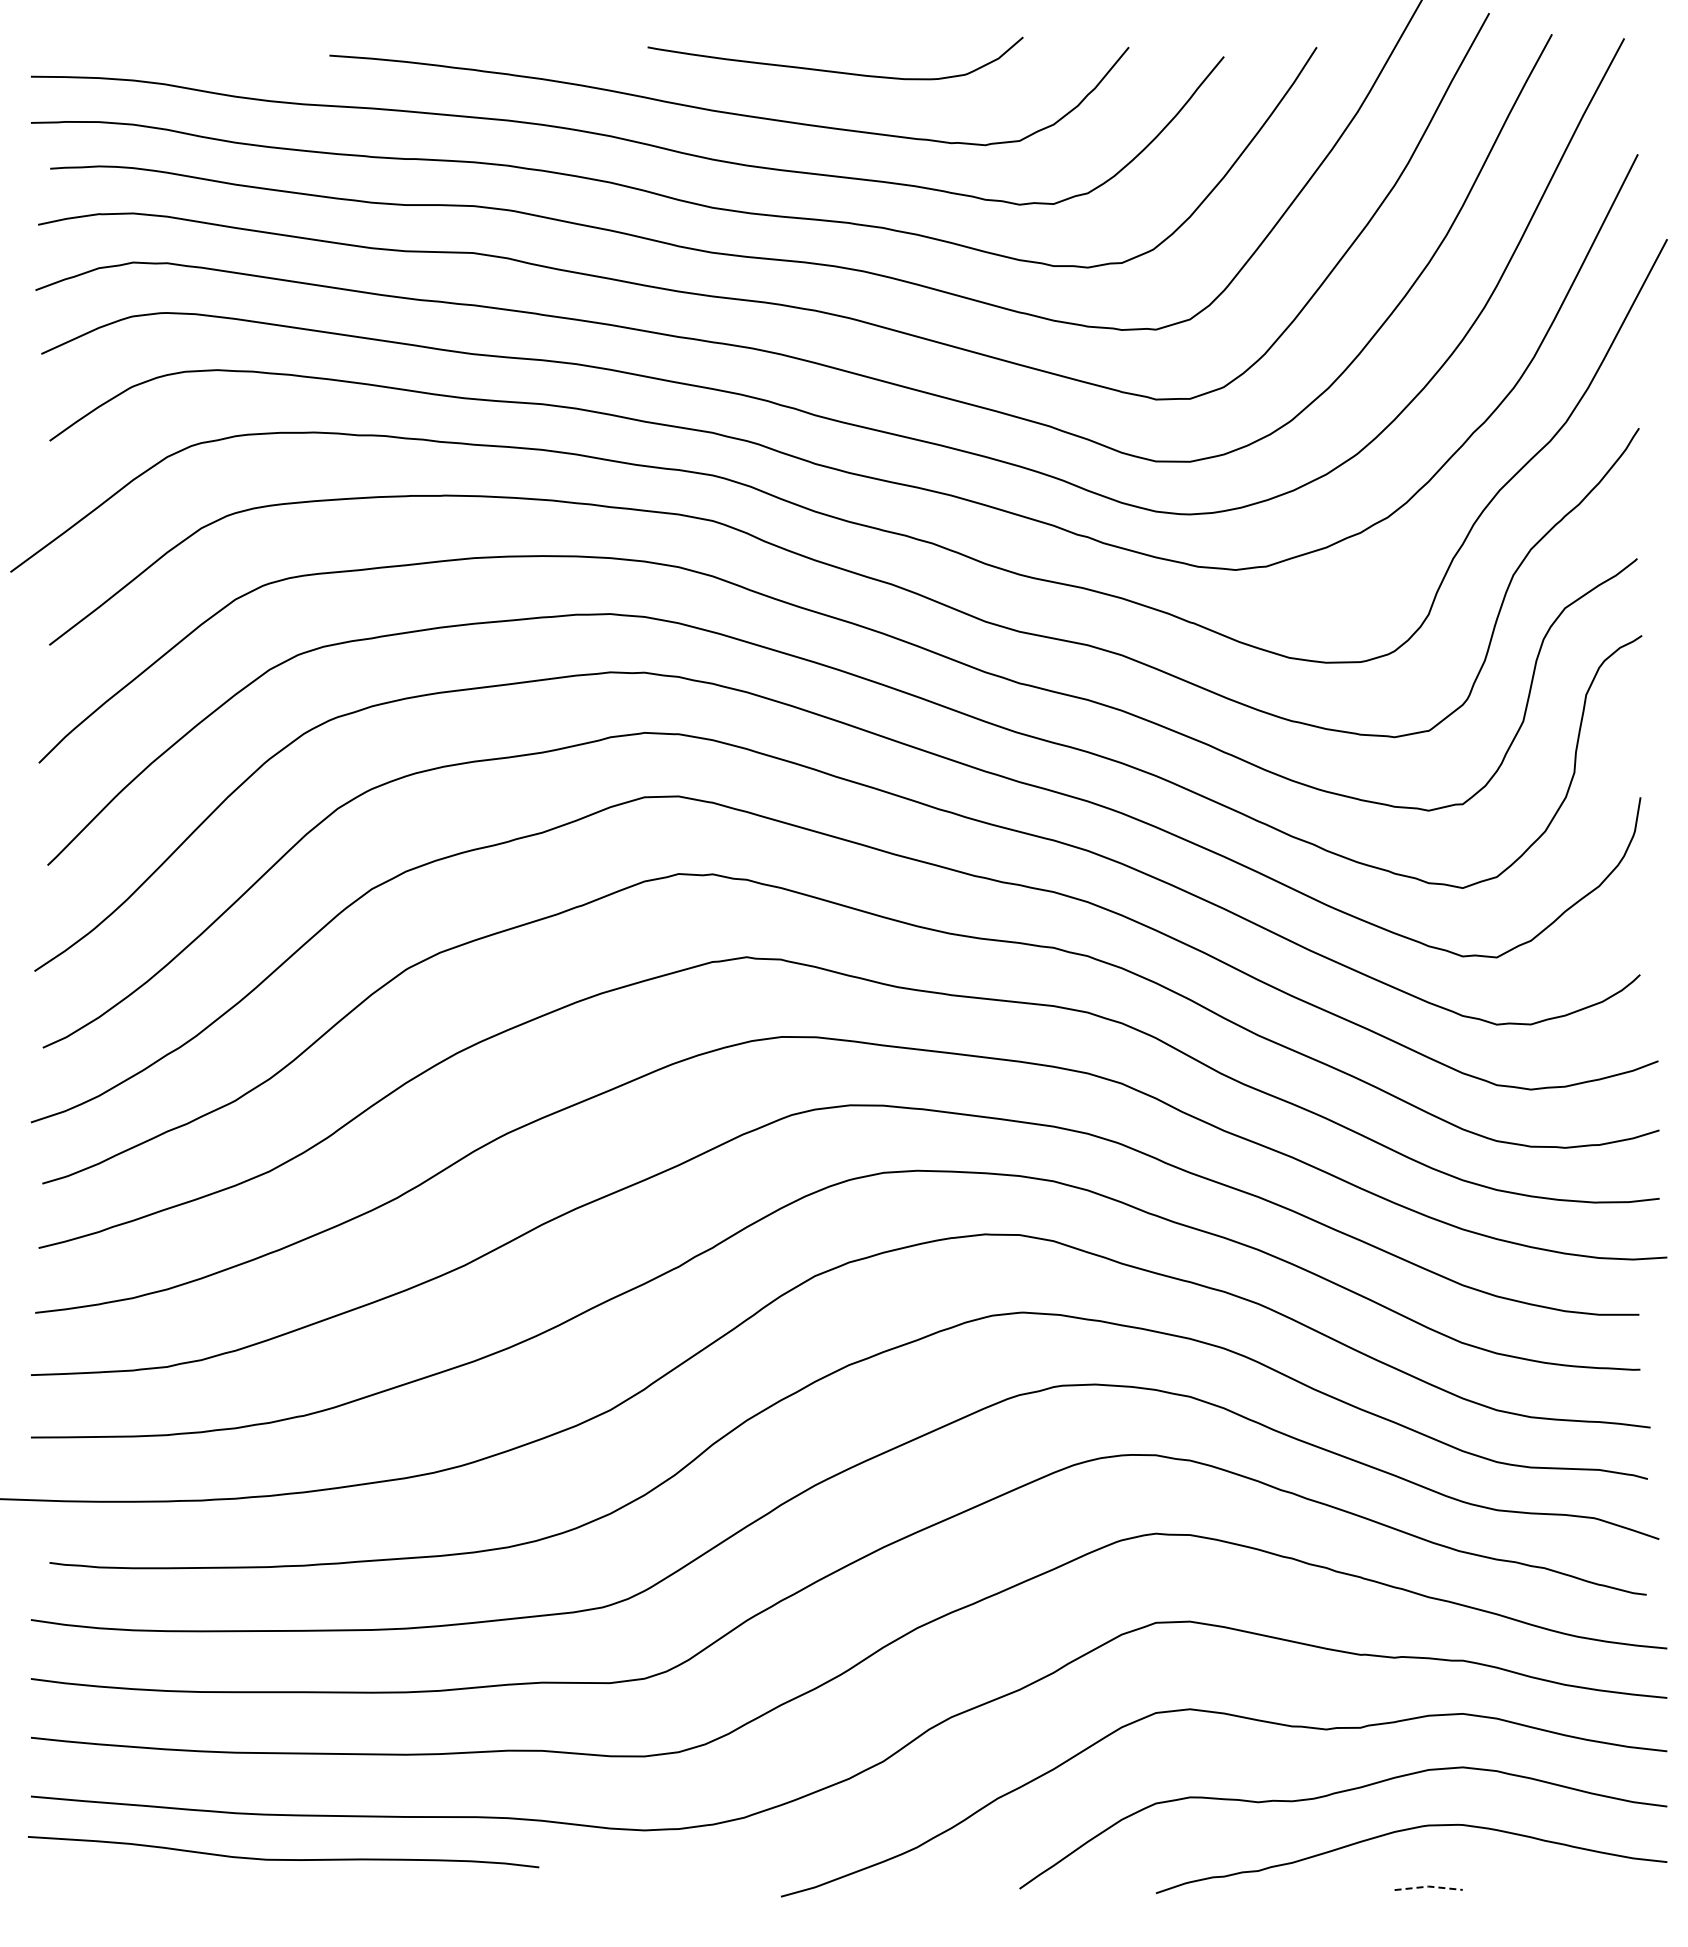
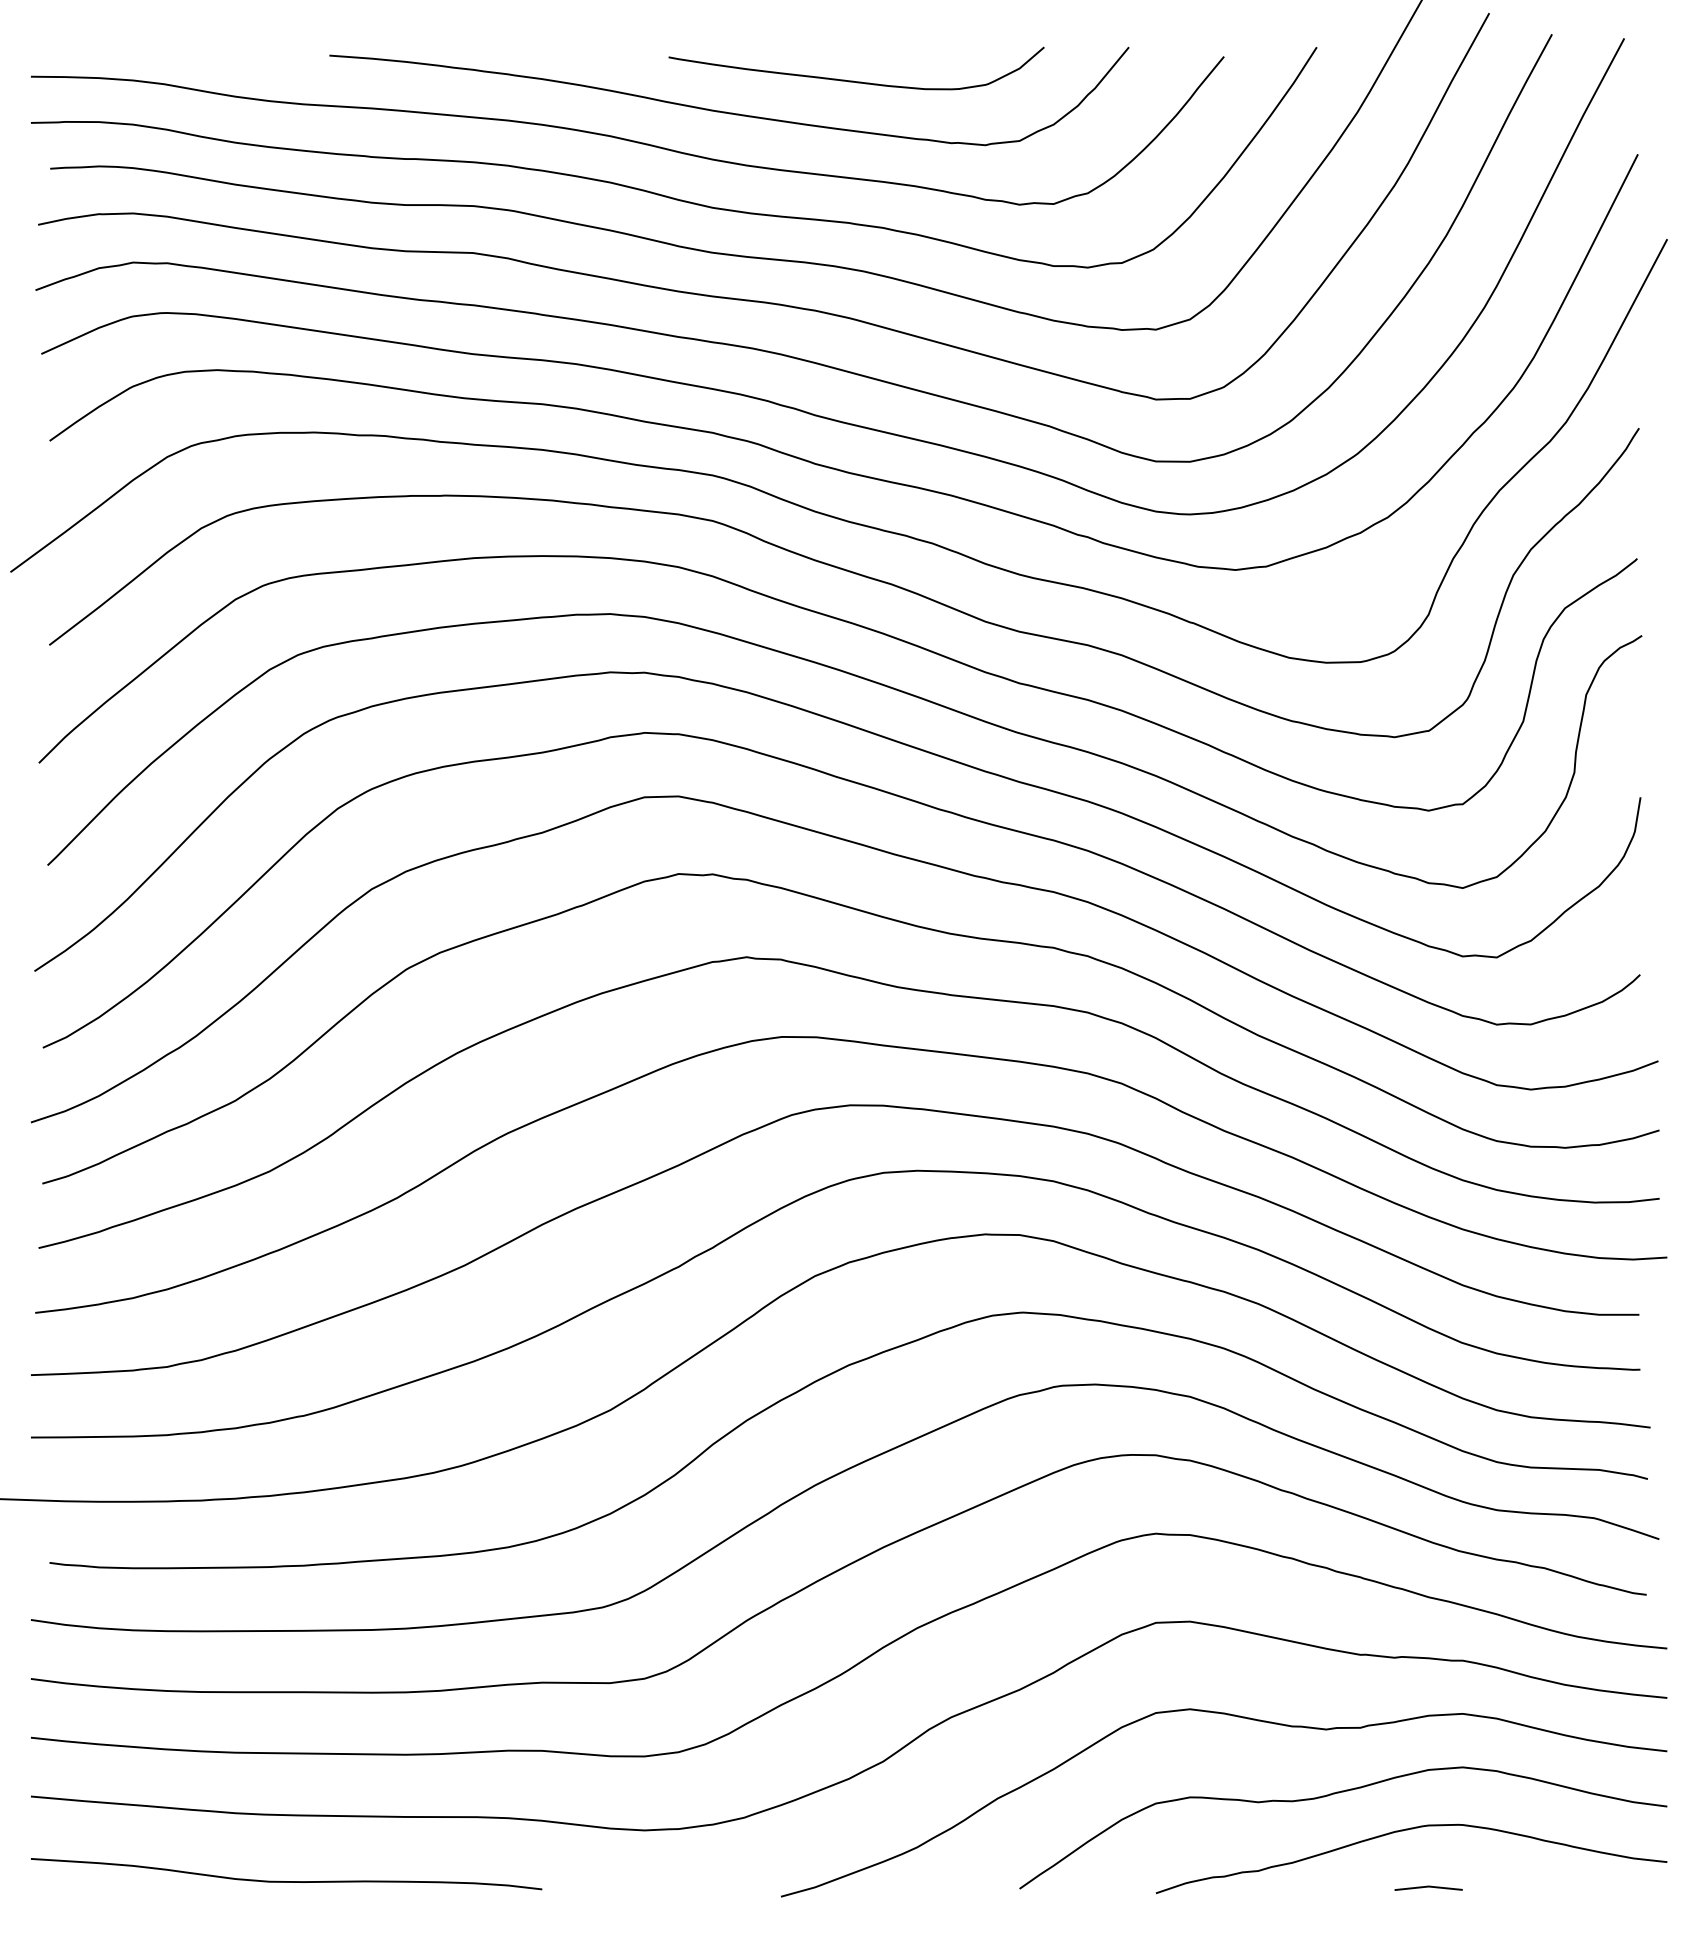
curve position: (832, 70) -> (853, 80) (853, 80)
curve position: (283, 1859) -> (286, 1881) (286, 1881)
line: dashed -> solid (1428, 1886)
